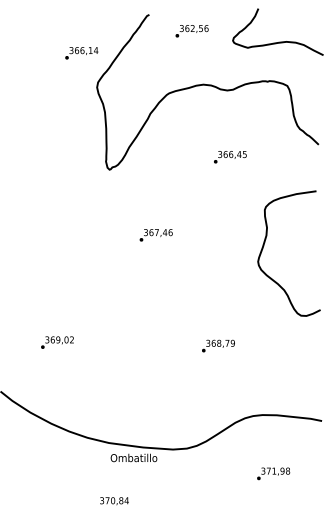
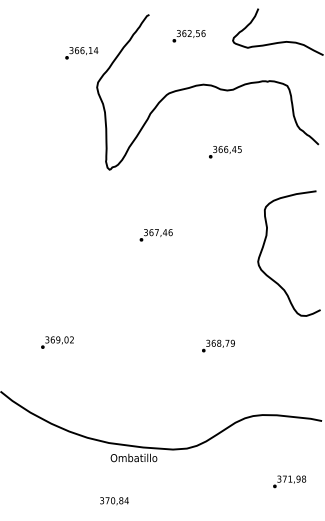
text position: (191, 31) -> (188, 36) (188, 36)
text position: (230, 157) -> (225, 152) (225, 152)
text position: (273, 473) -> (289, 481) (289, 481)
